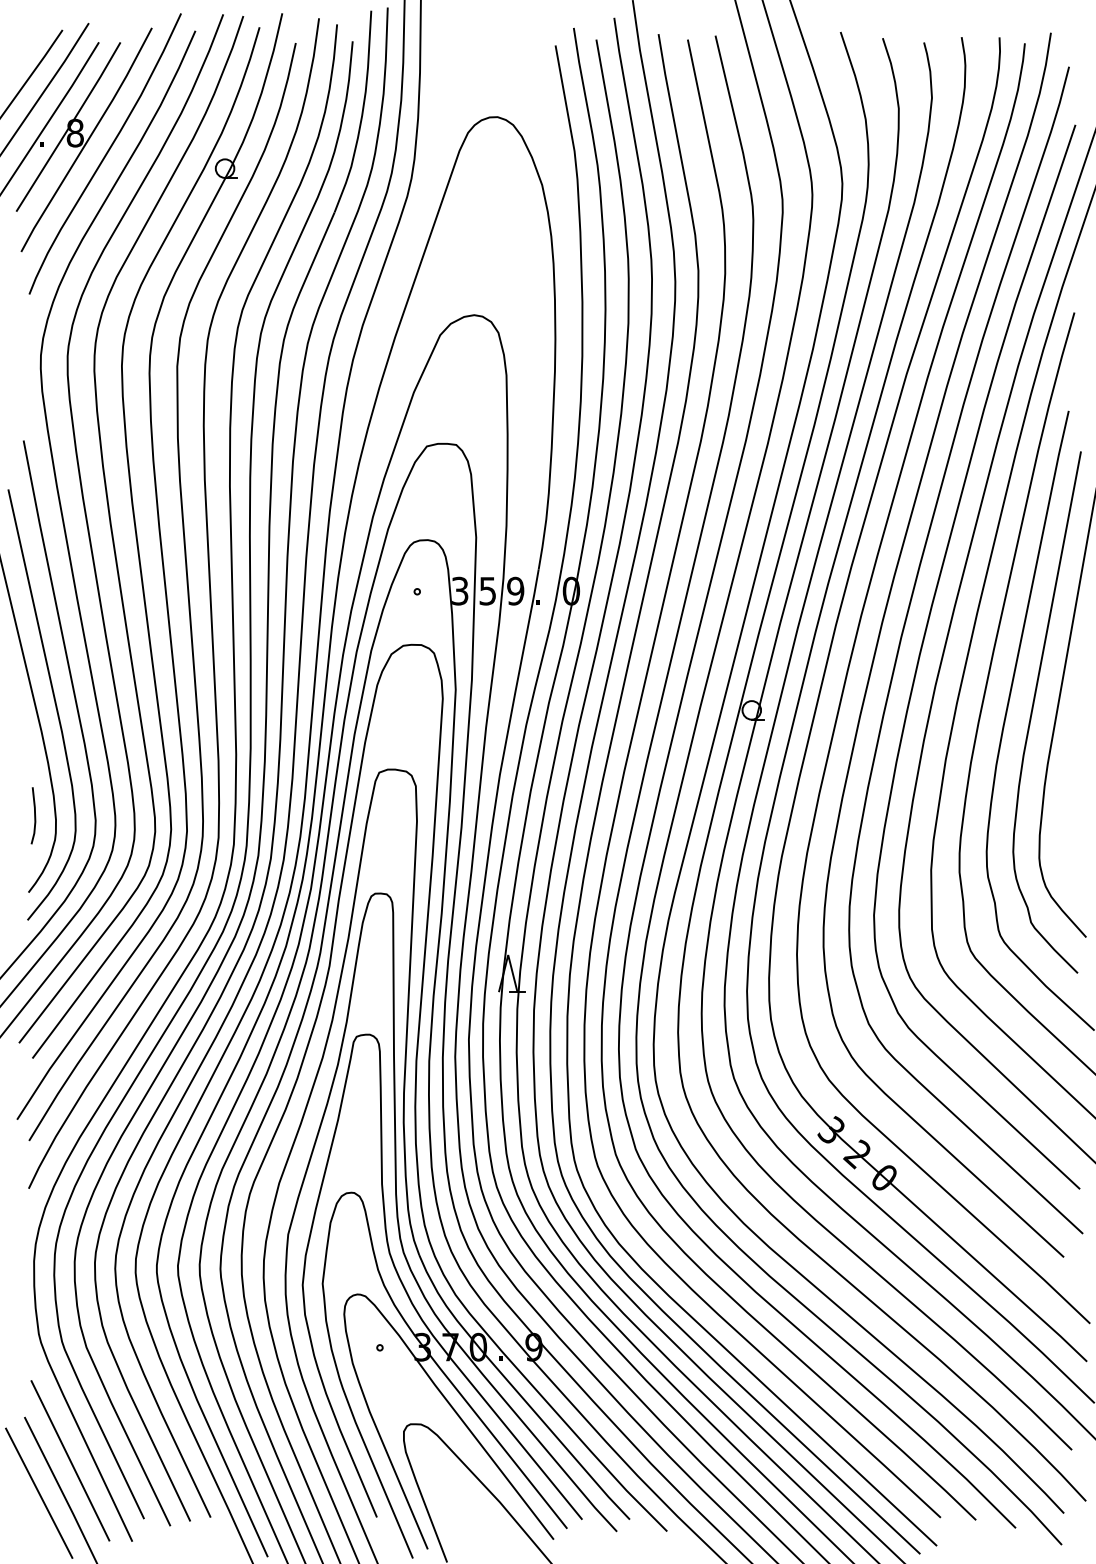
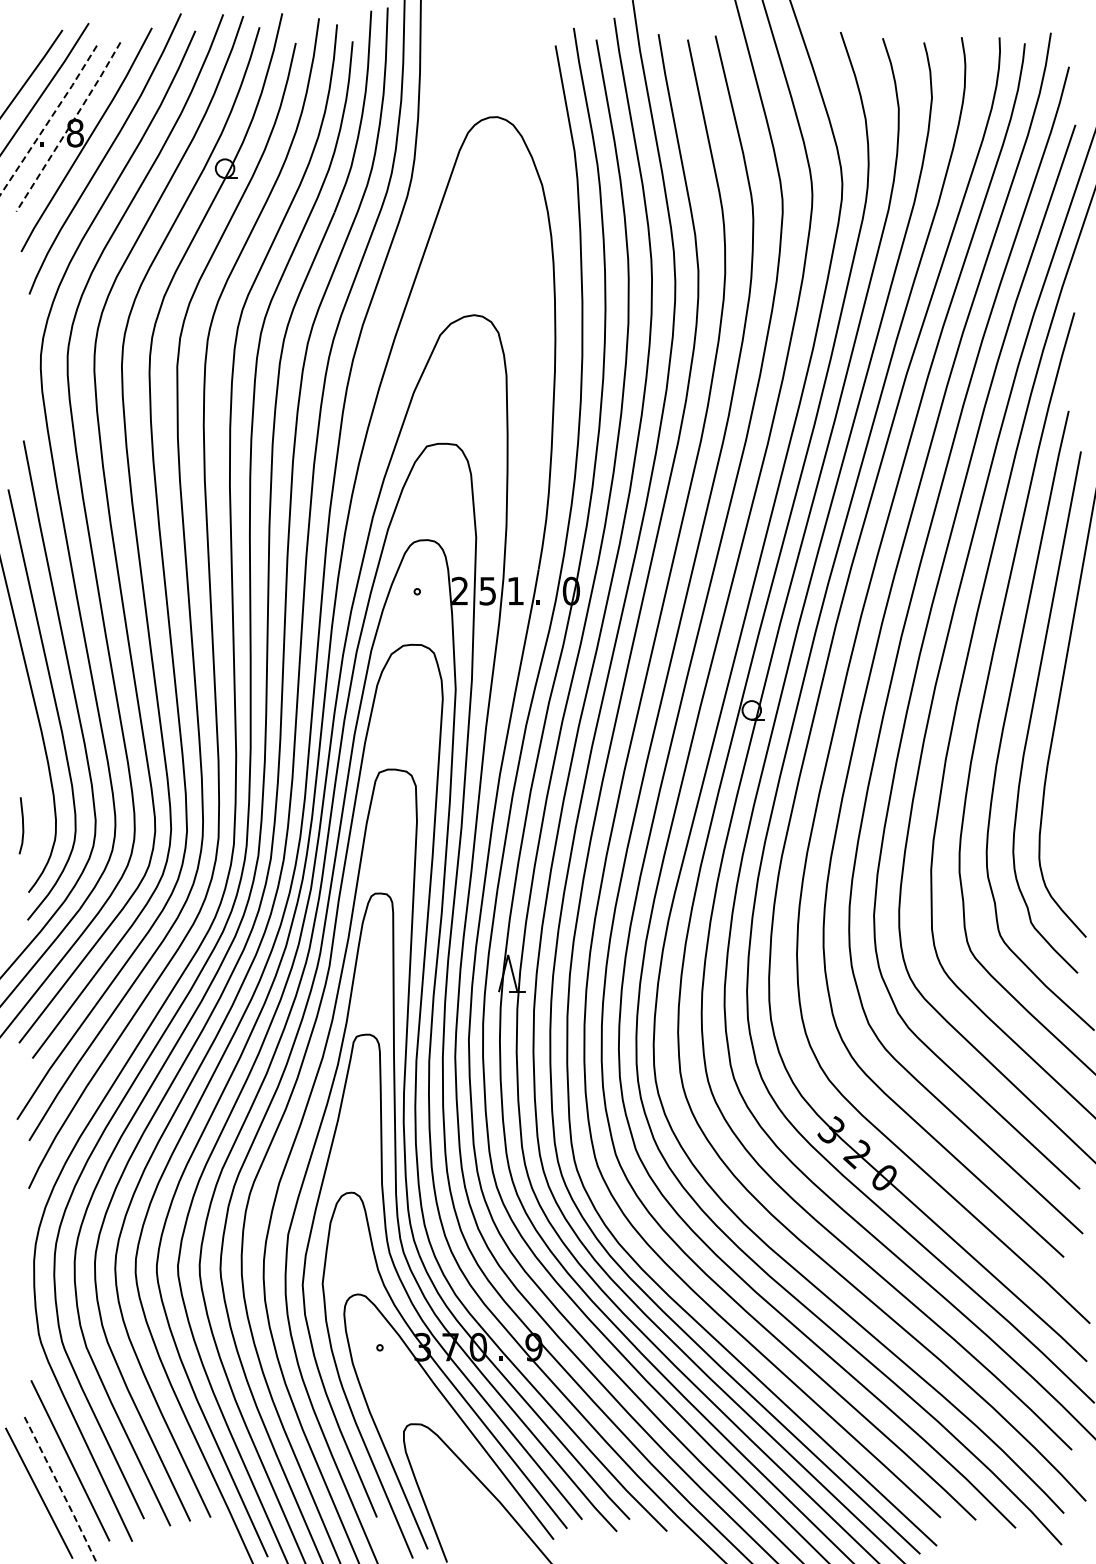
line: solid -> dashed (50, 118)
line: solid -> dashed (69, 126)
text: 9 -> 1 (515, 590)
text: 3 -> 2 (460, 591)
line position: (34, 815) -> (22, 825) (22, 825)
line: solid -> dashed (61, 1490)
